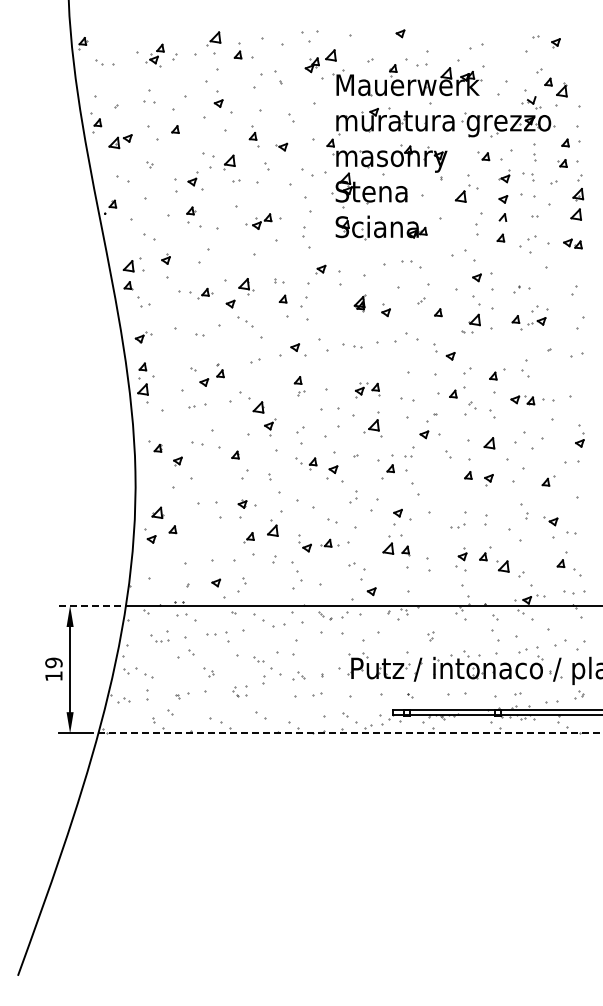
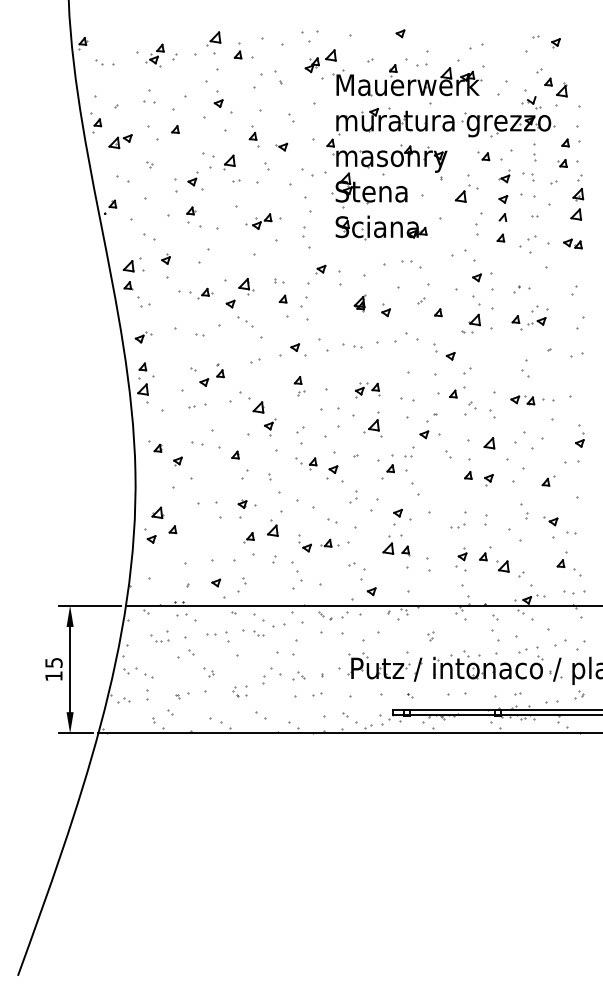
part: present -> none (497, 374)
line: dashed -> solid (90, 605)
part position: (258, 659) -> (258, 633) (258, 633)
text: 19 -> 15 (53, 662)
line: dashed -> solid (351, 733)
